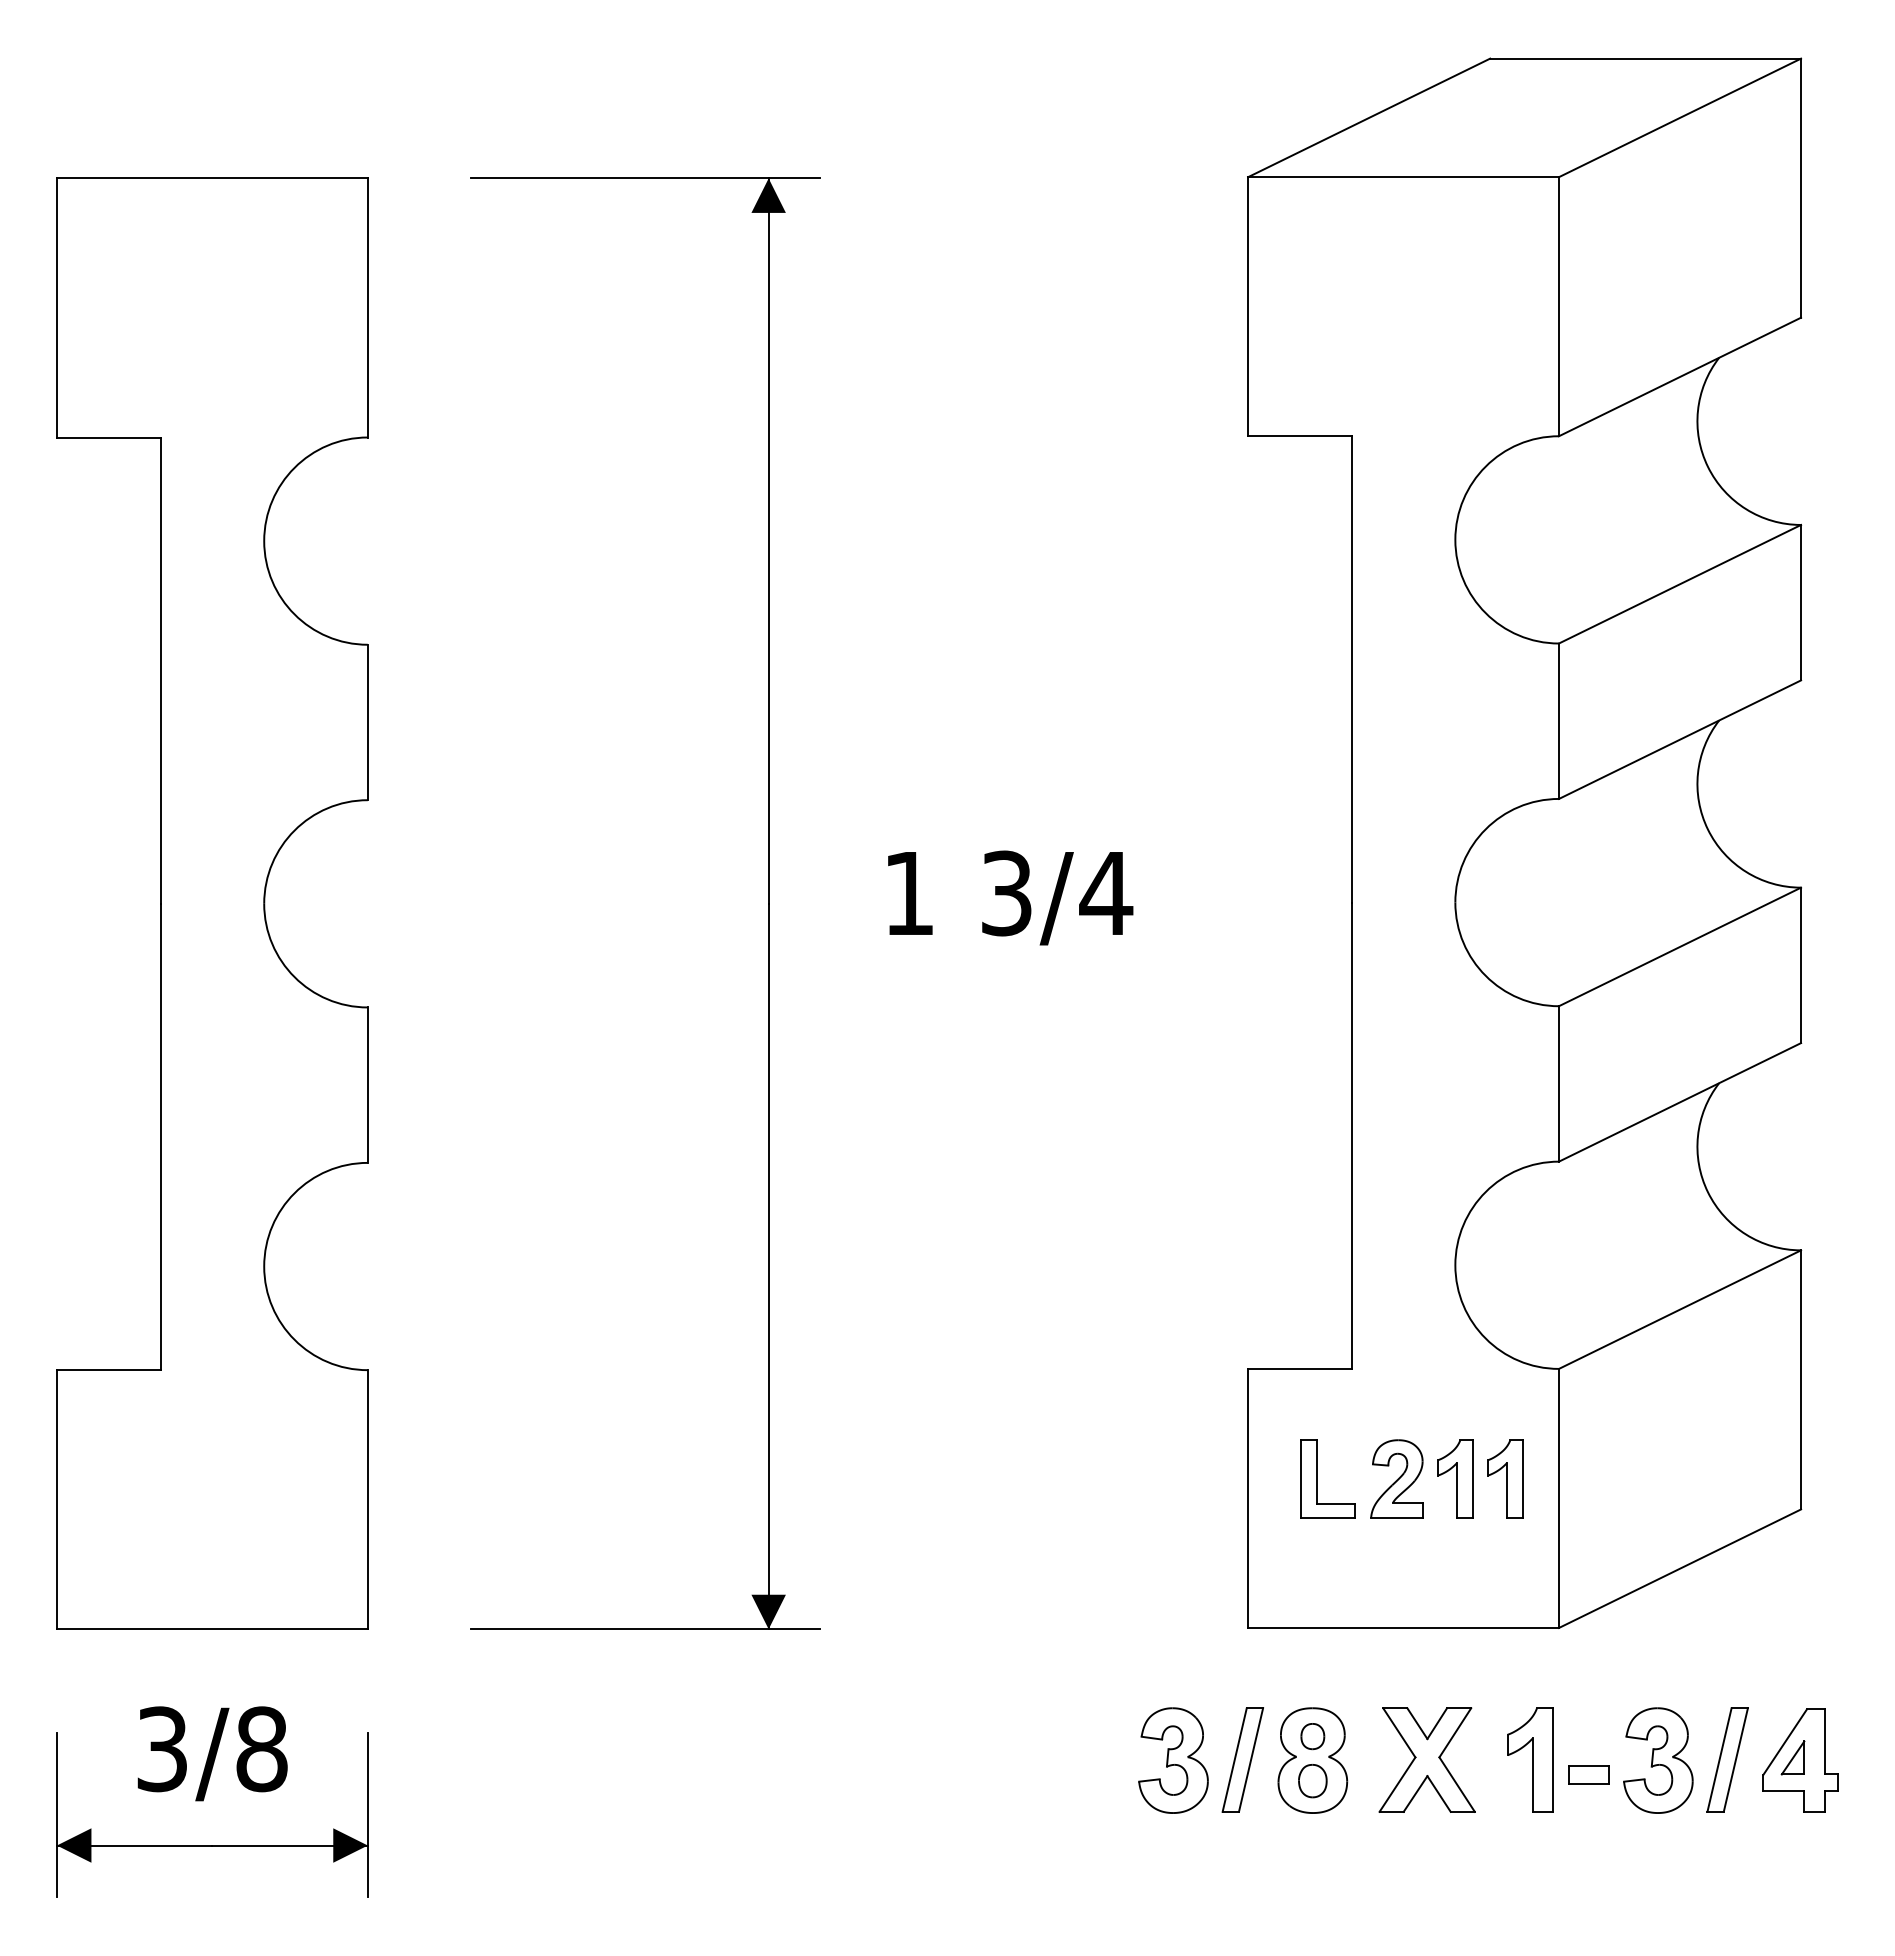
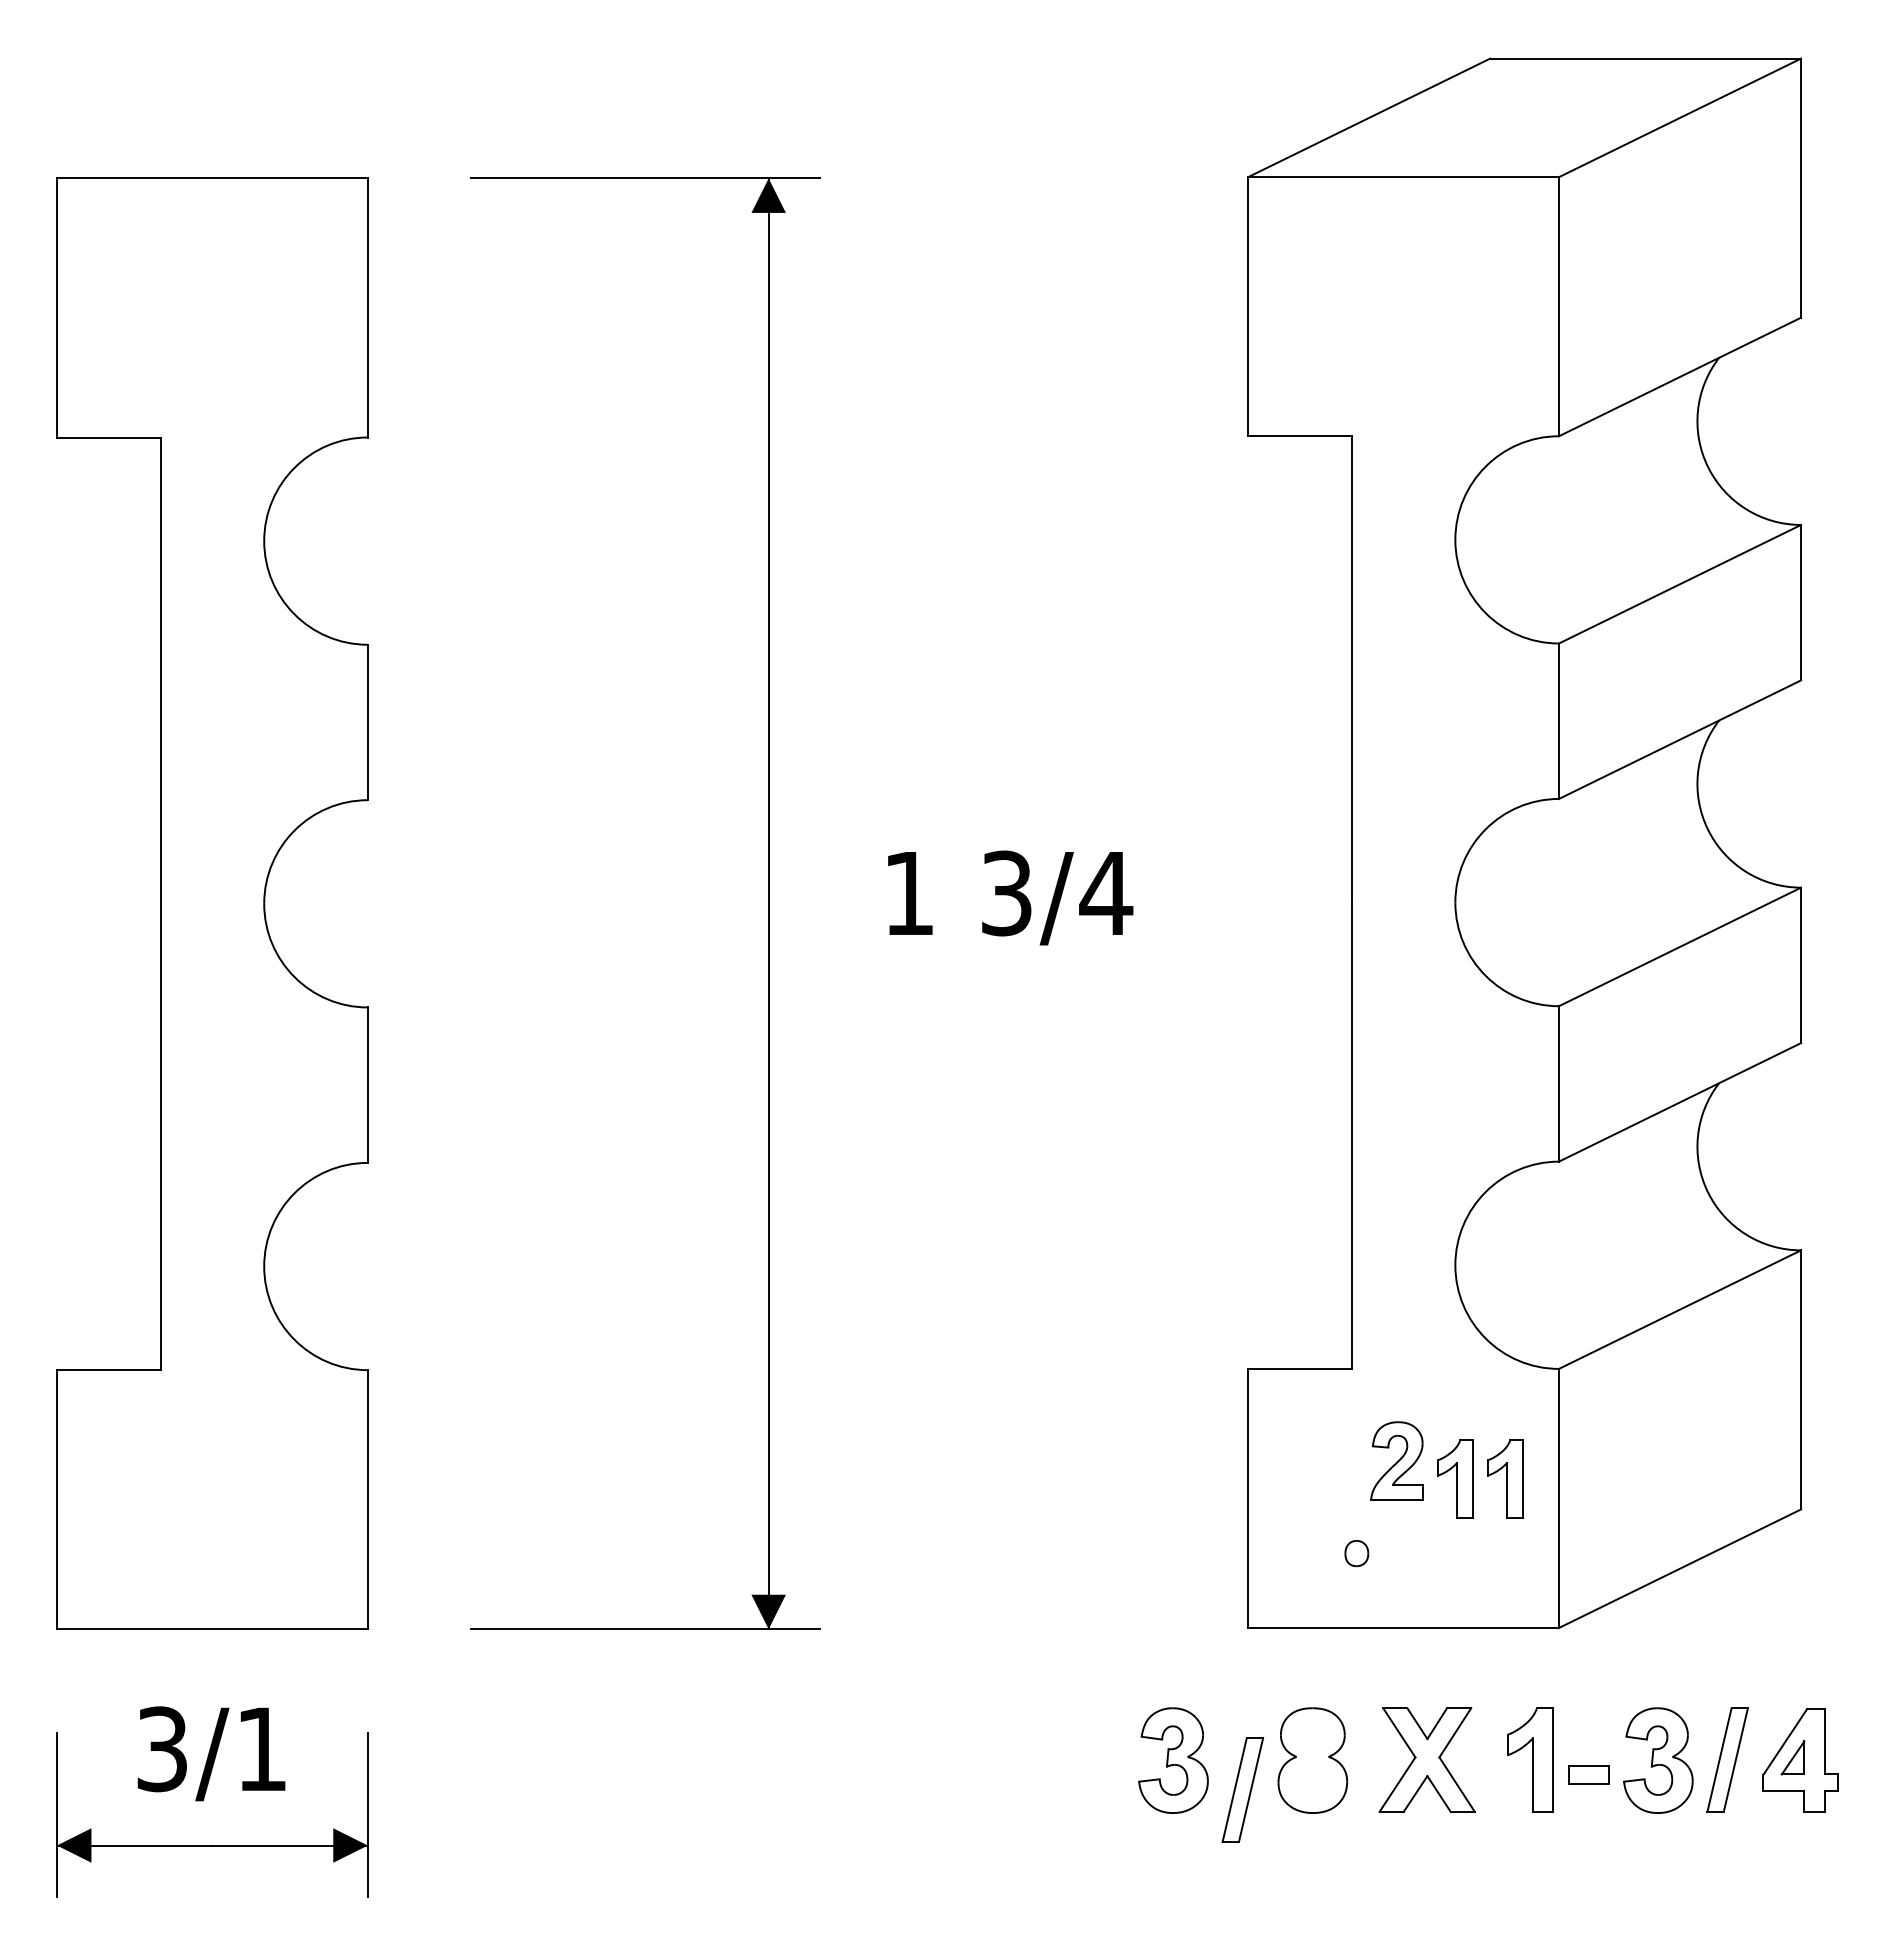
part: present -> none (1317, 1478)
part position: (1396, 1478) -> (1396, 1460) (1396, 1460)
part position: (1312, 1736) -> (1356, 1553) (1356, 1553)
text: 3/8 -> 3/1 (261, 1749)
part position: (1242, 1759) -> (1242, 1789) (1242, 1789)
part: present -> none (1312, 1781)
